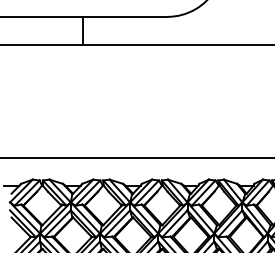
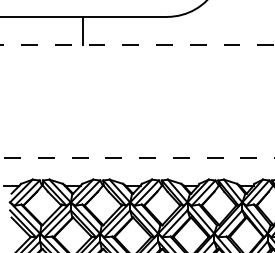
line: solid -> dashed (137, 45)
line: solid -> dashed (137, 157)
